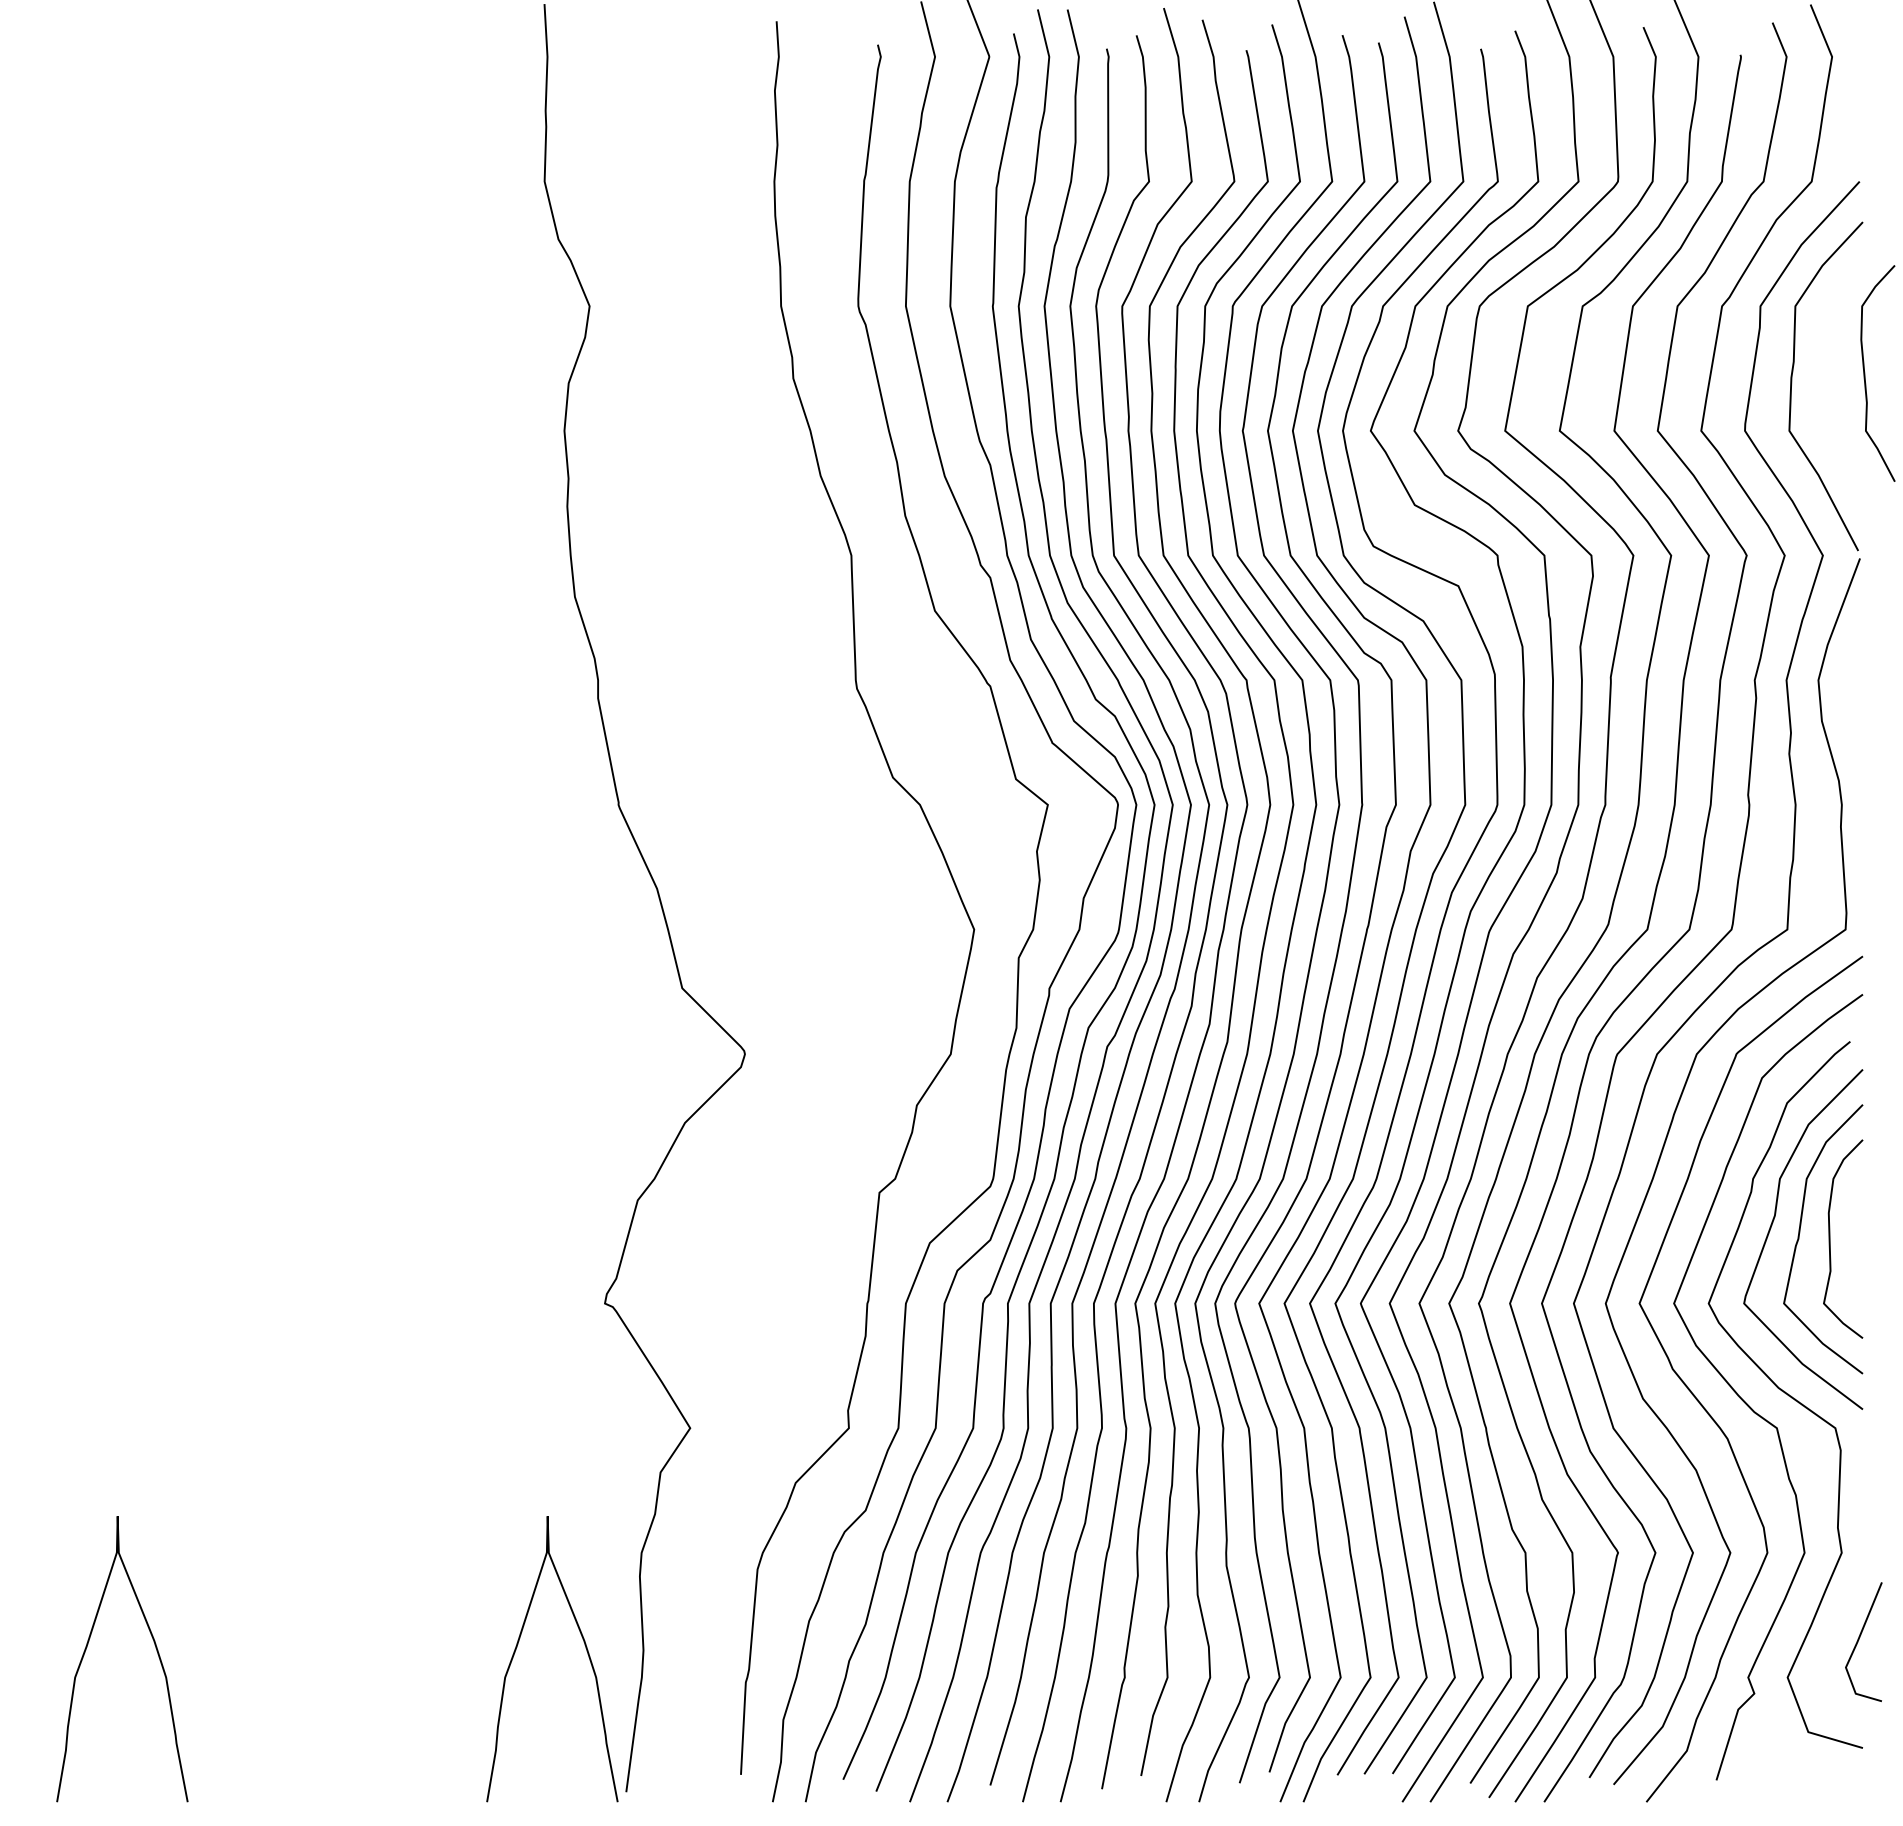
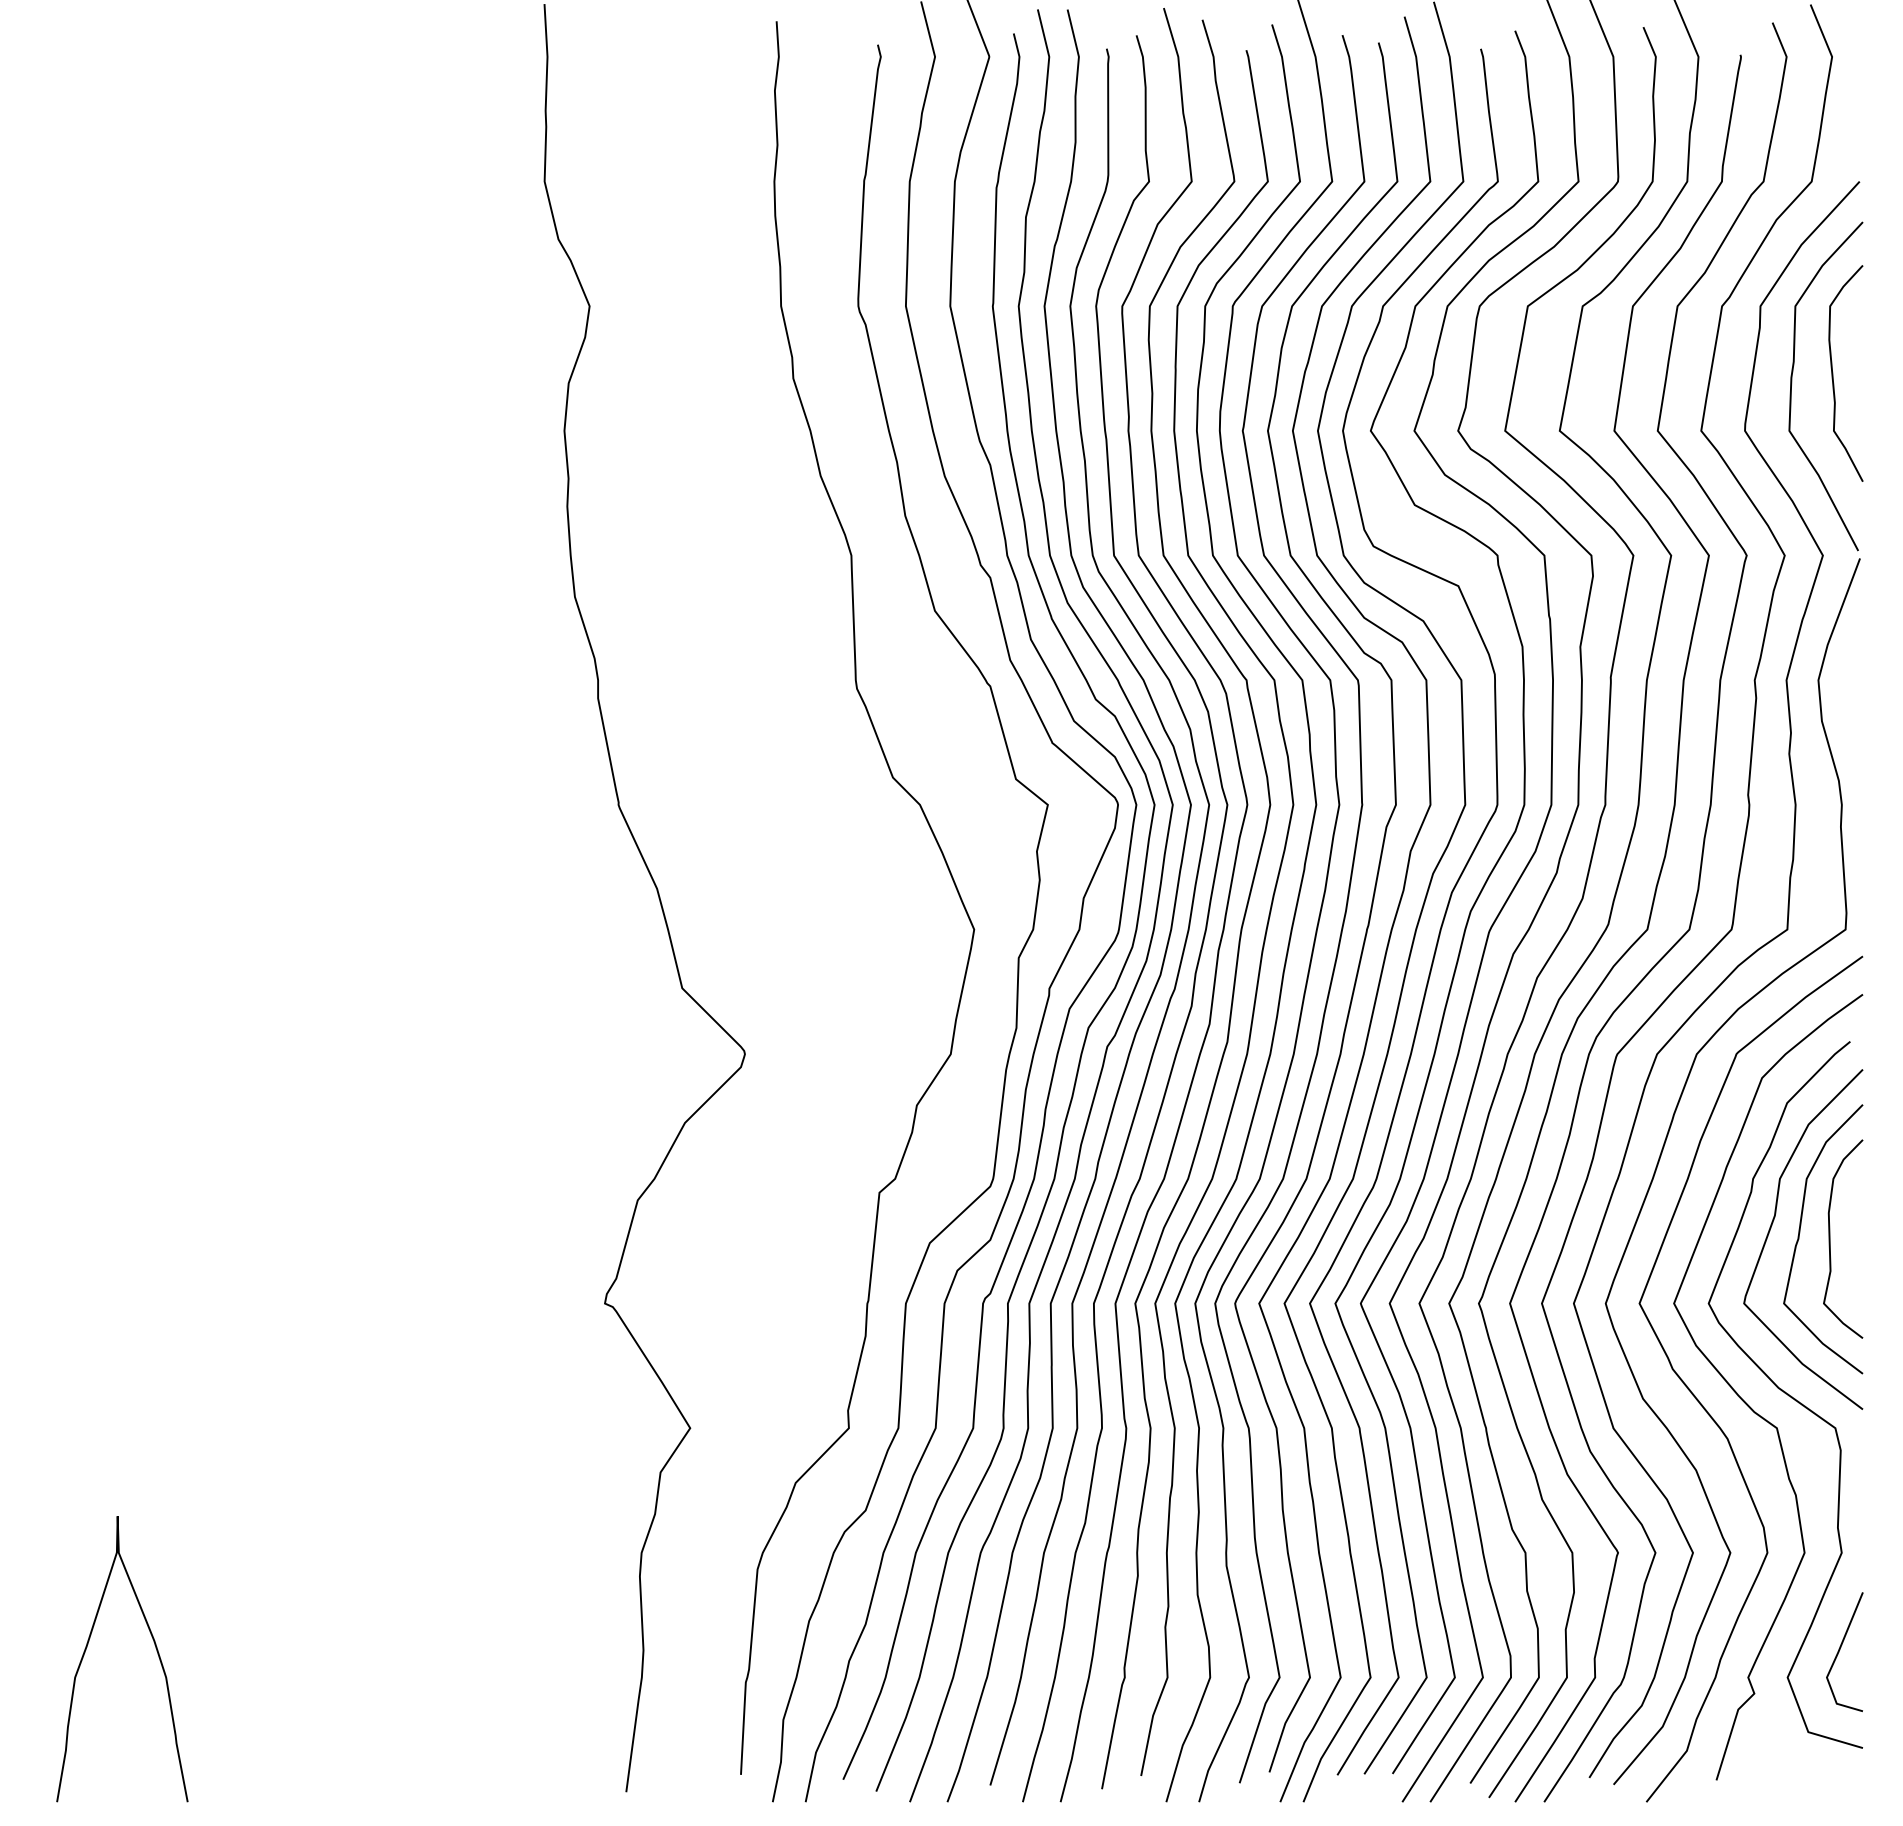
curve position: (1865, 373) -> (1833, 373) (1833, 373)
line position: (1859, 1640) -> (1840, 1650) (1840, 1650)
curve: present -> none (585, 1648)
